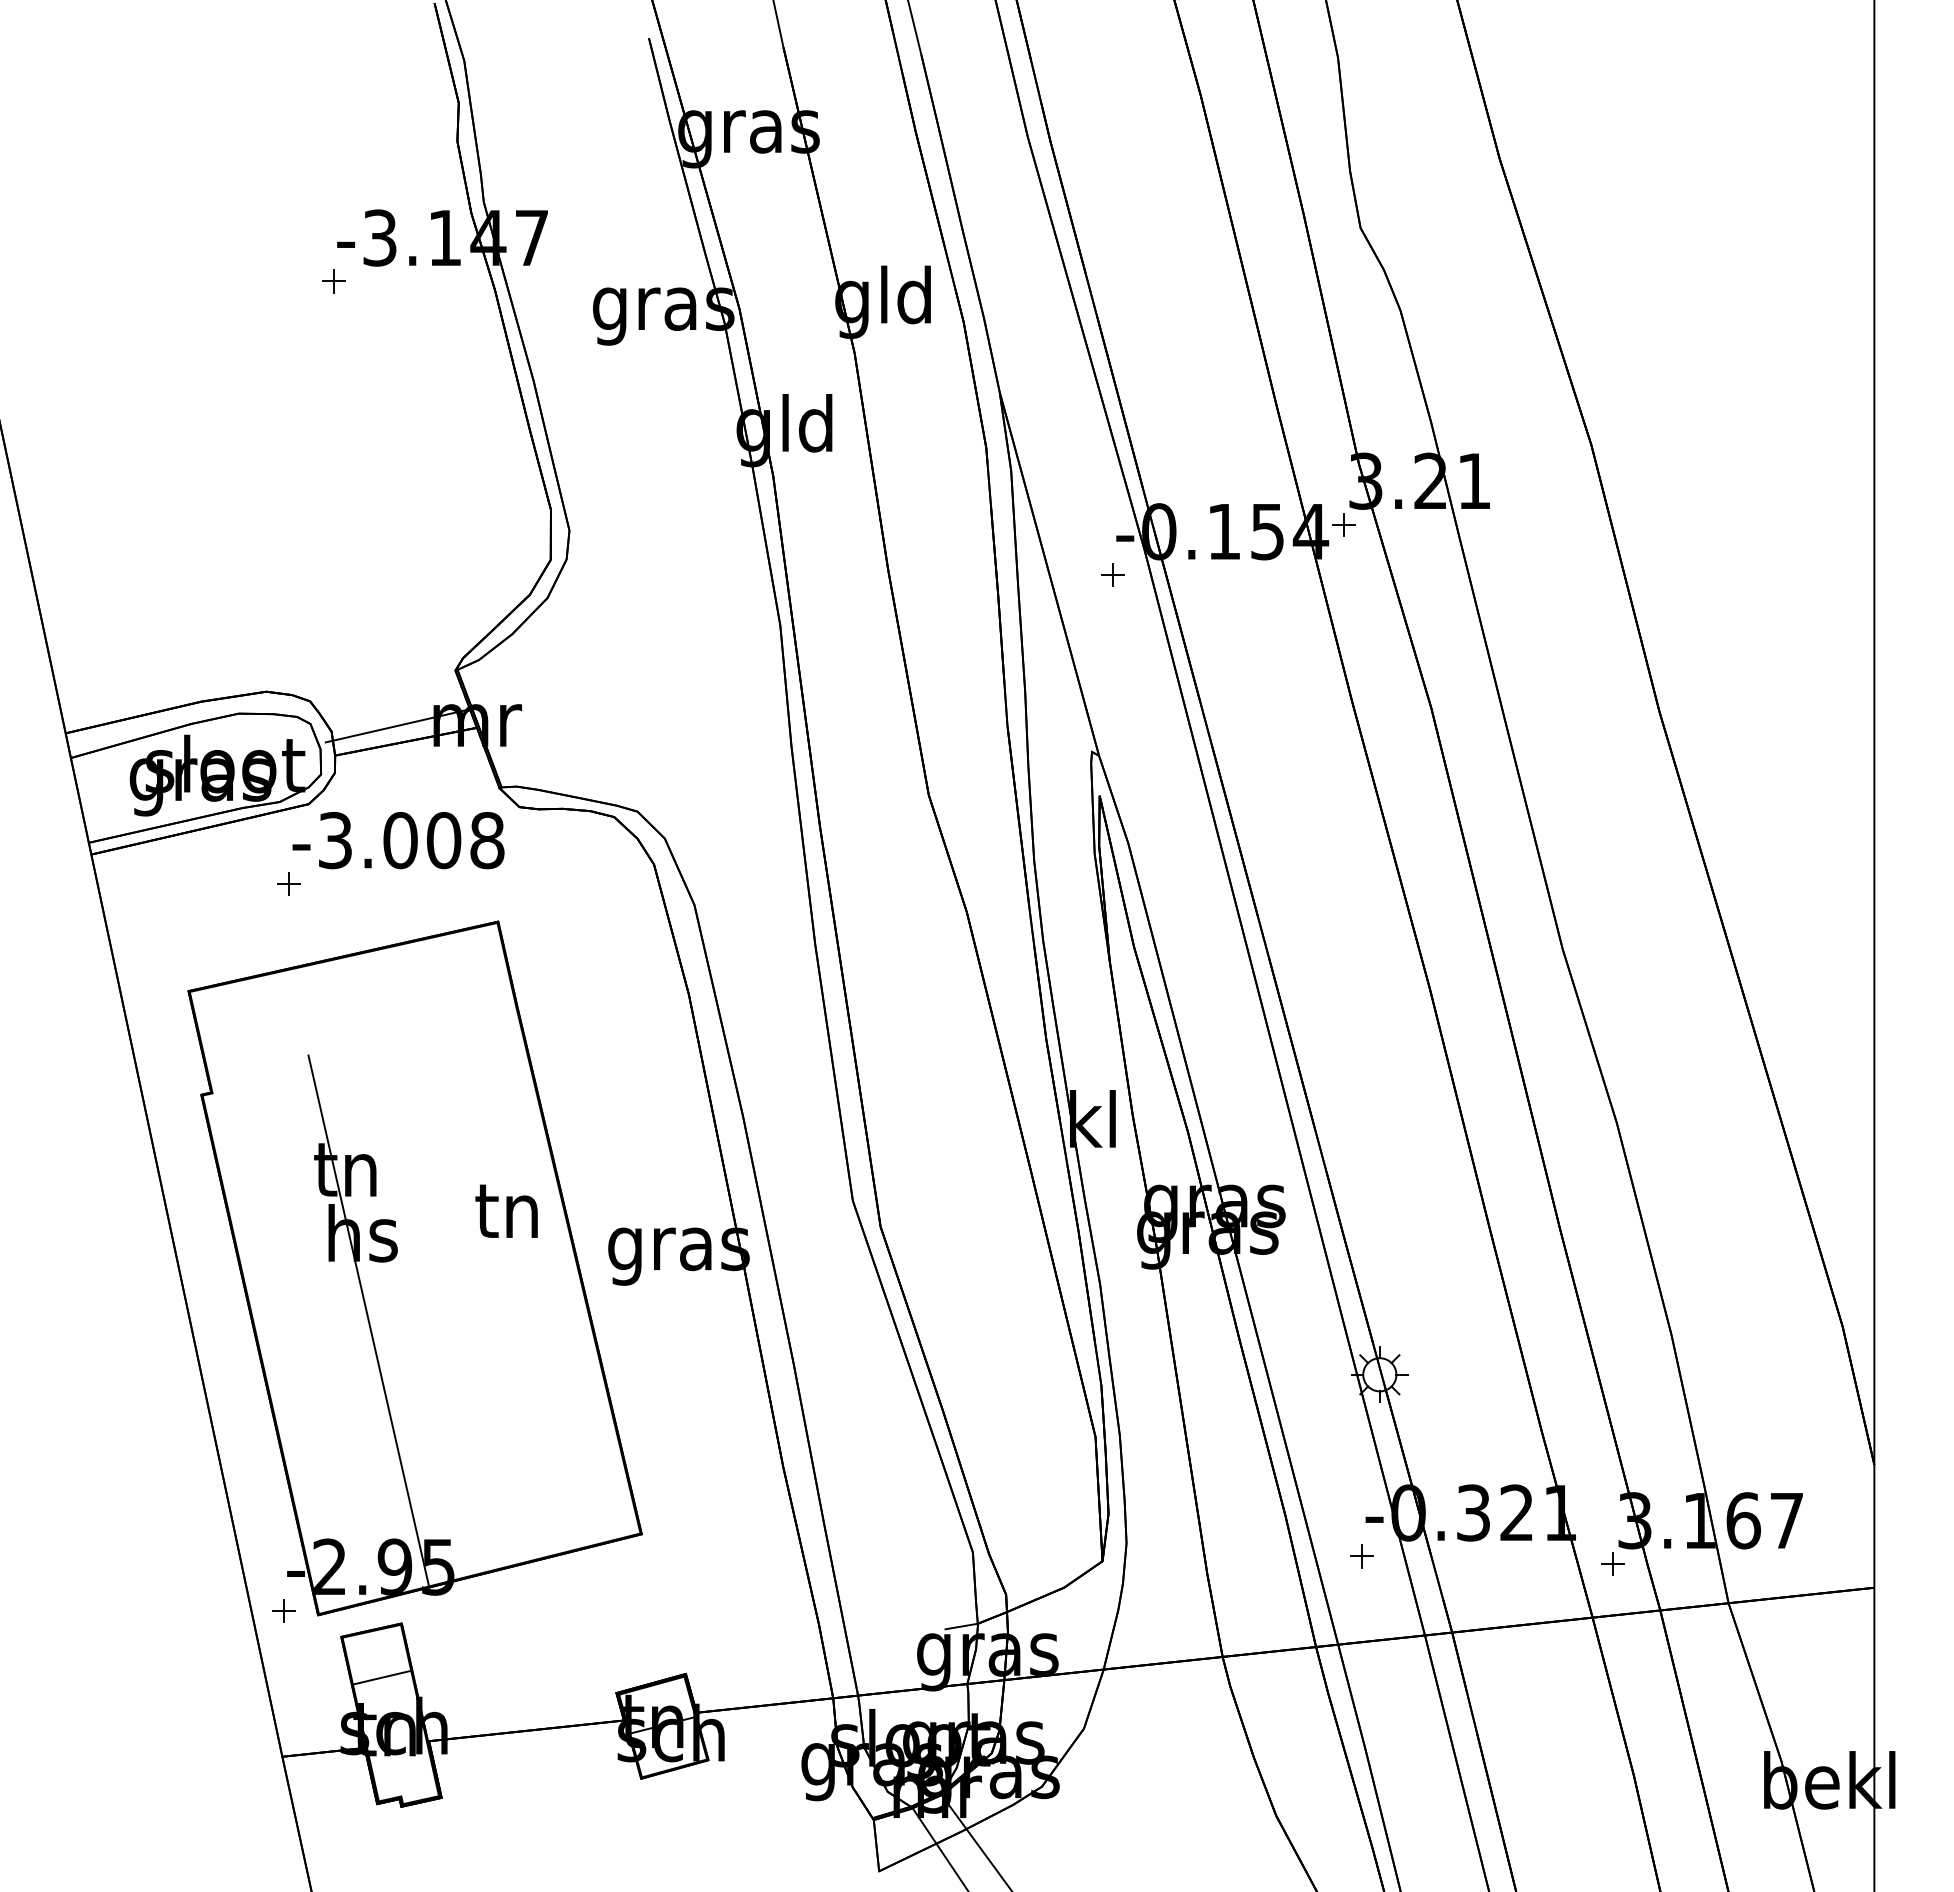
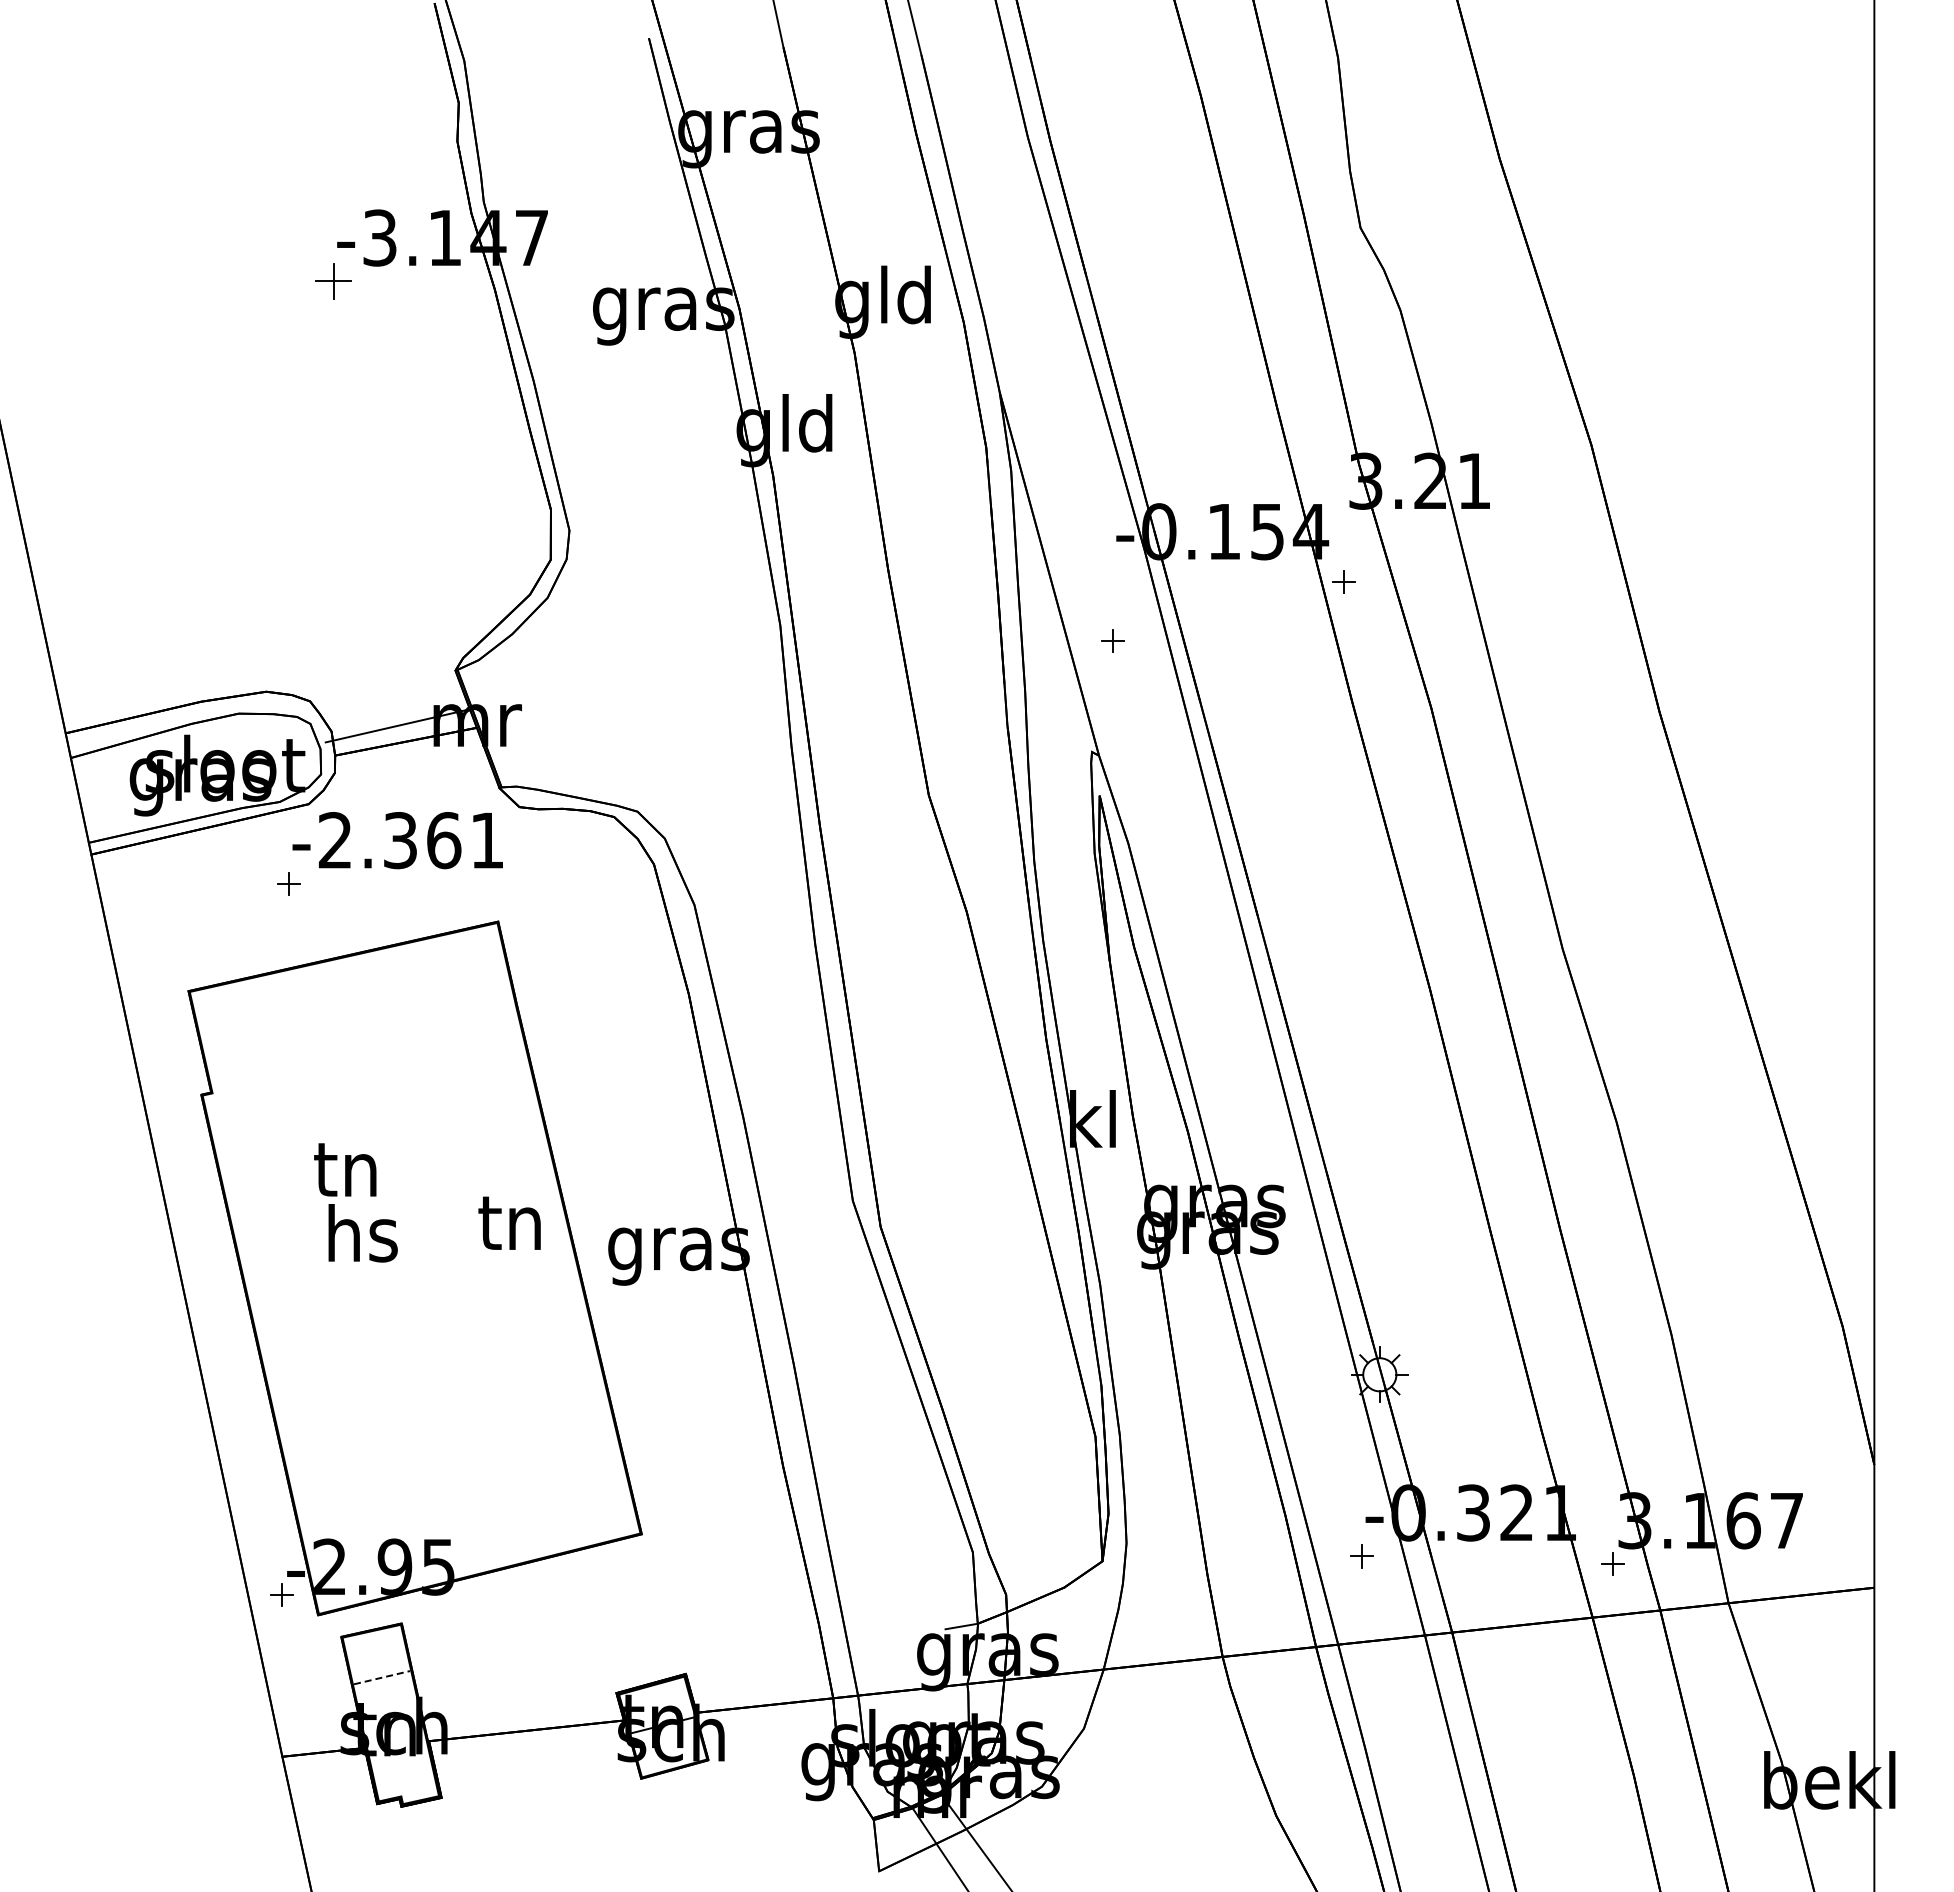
part size: 24x25 px -> 37x37 px (333, 281)
part position: (1343, 524) -> (1343, 581) (1343, 581)
part position: (1112, 574) -> (1112, 640) (1112, 640)
text: -3.008 -> -2.361 (411, 840)
text position: (506, 1210) -> (509, 1222) (509, 1222)
line: present -> none (368, 1320)
part position: (283, 1610) -> (281, 1594) (281, 1594)
line: solid -> dashed (382, 1677)
